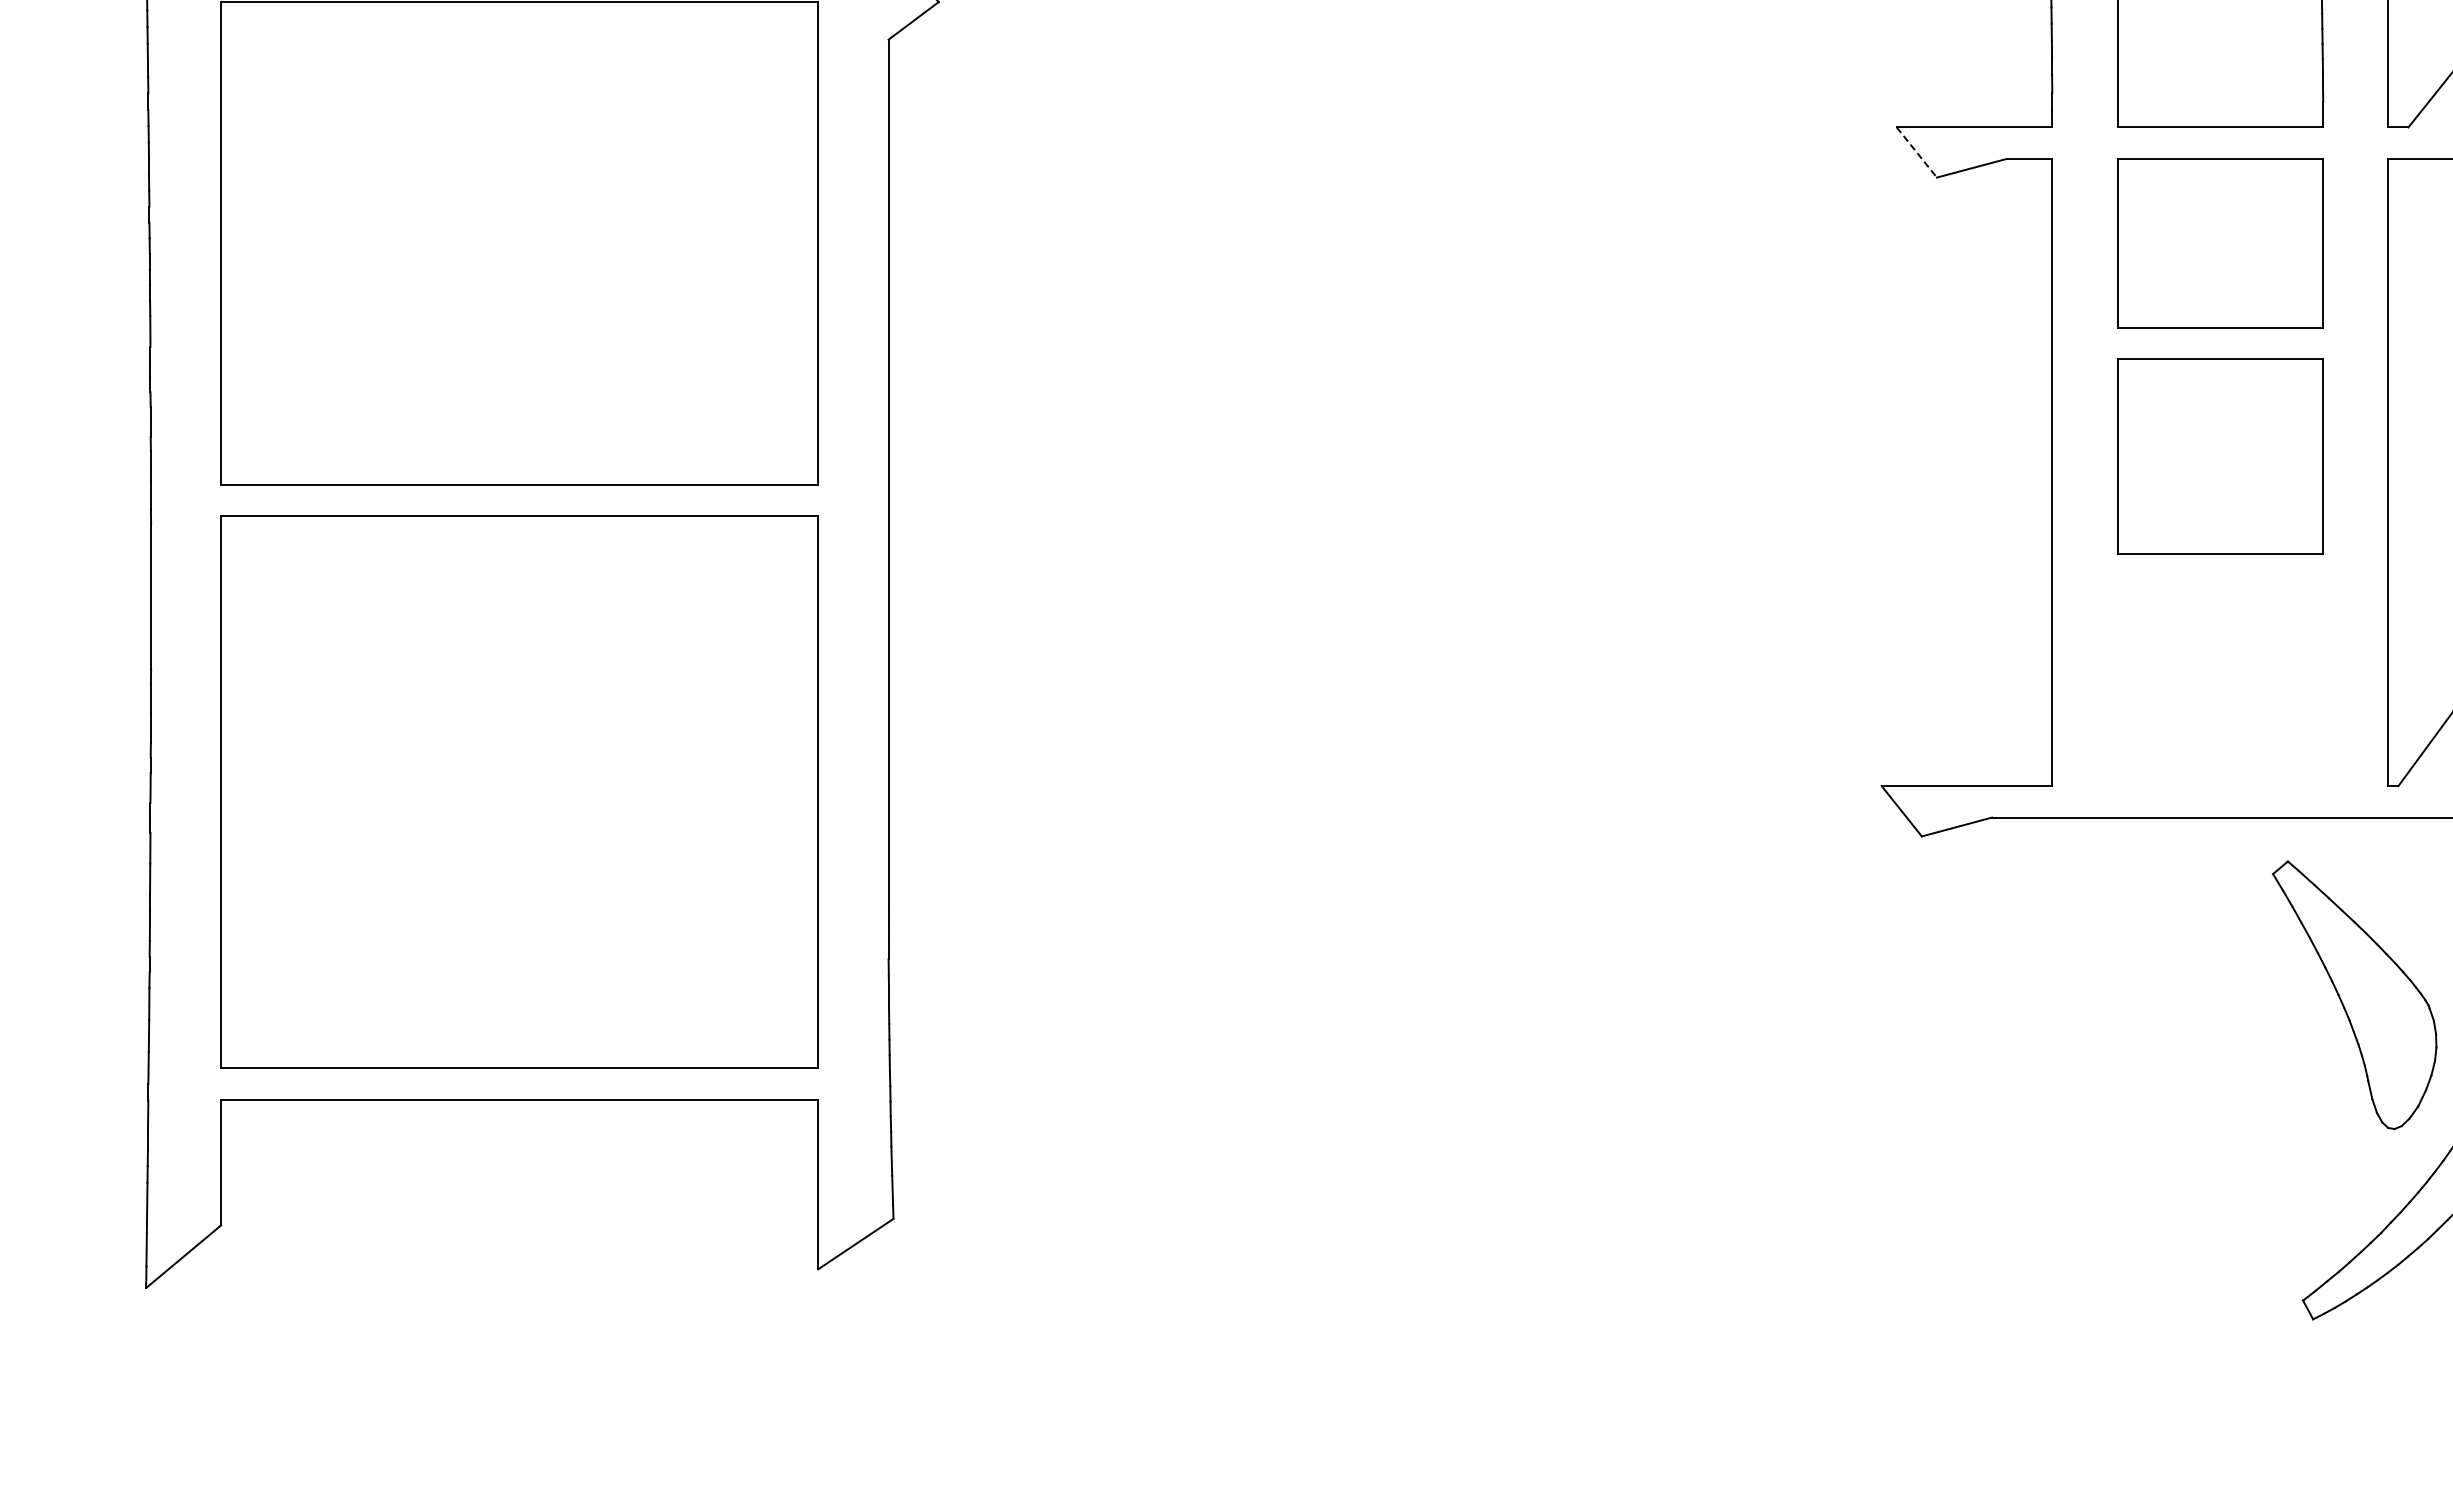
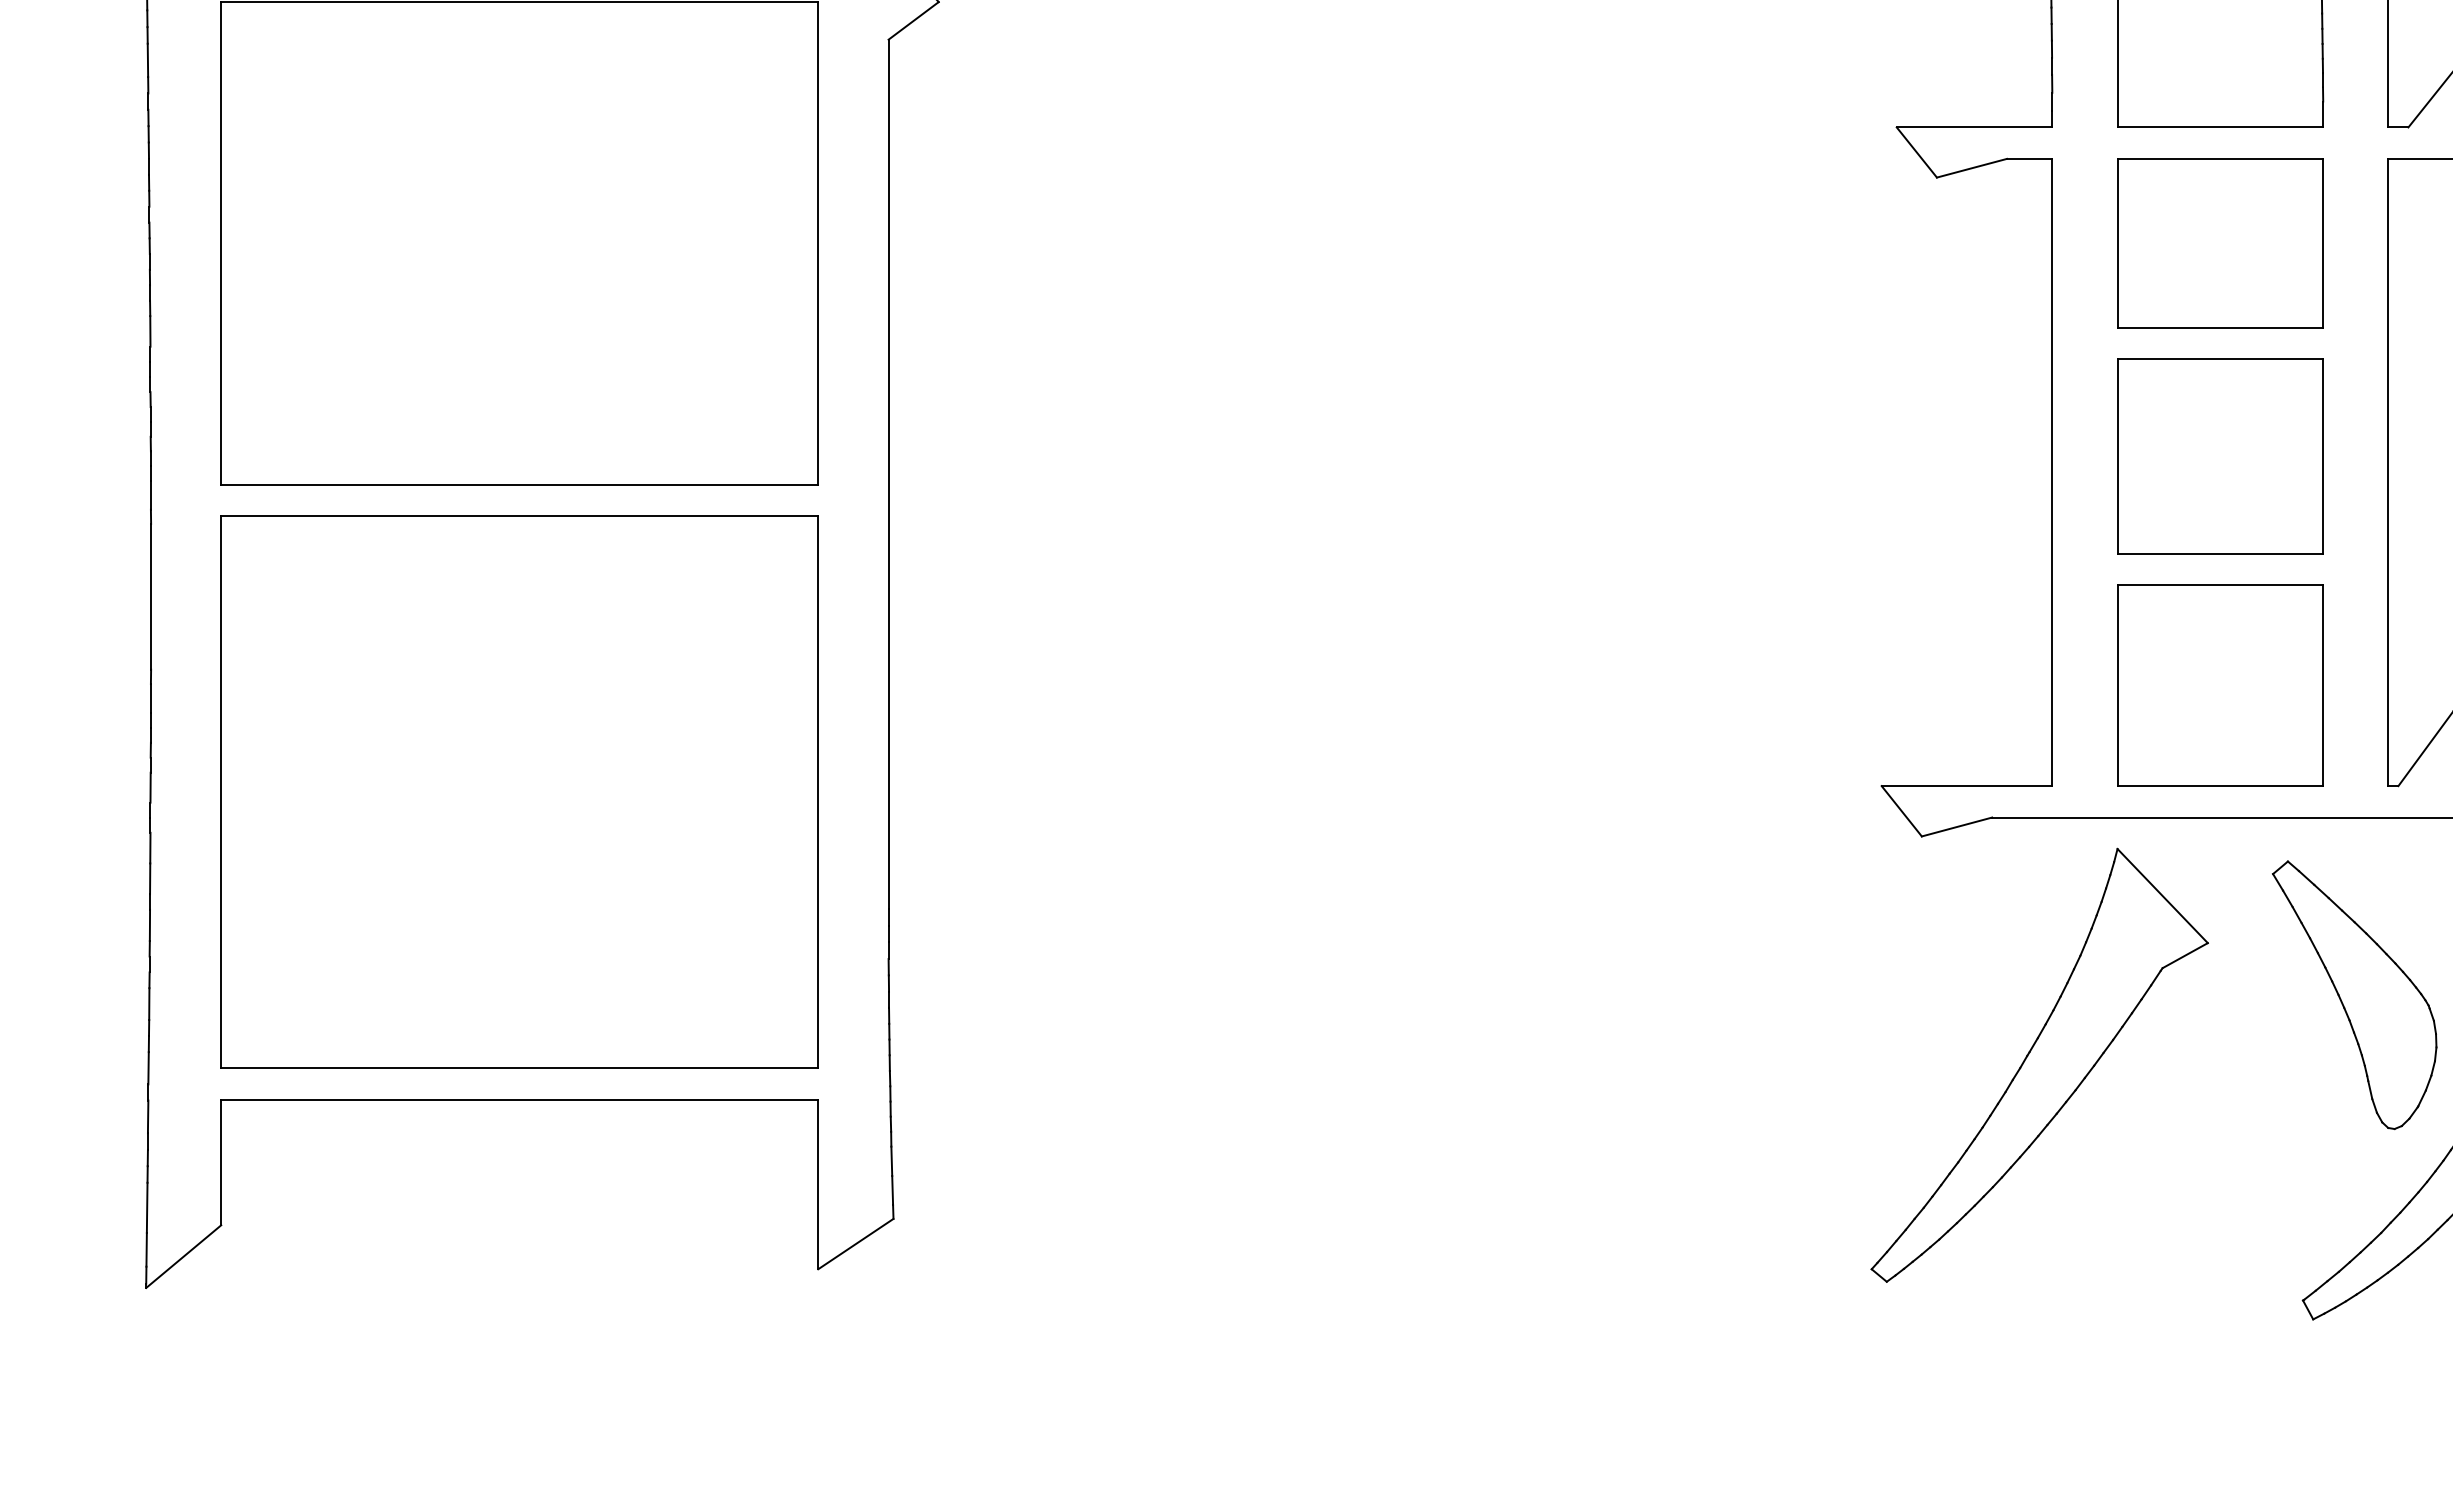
line: dashed -> solid (1917, 152)
part: none -> present (2220, 685)
part: none -> present (2039, 1064)
